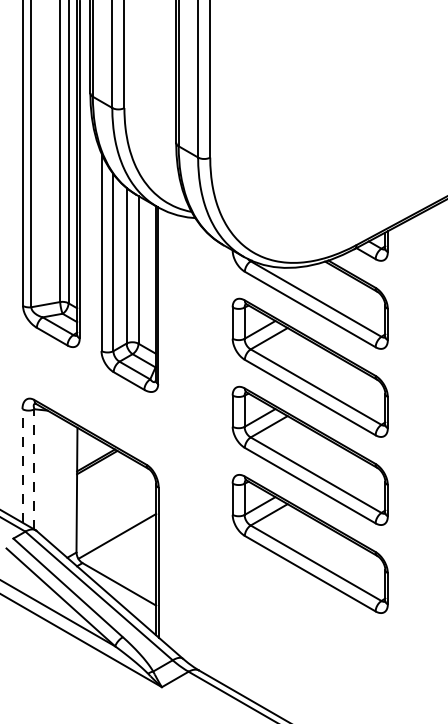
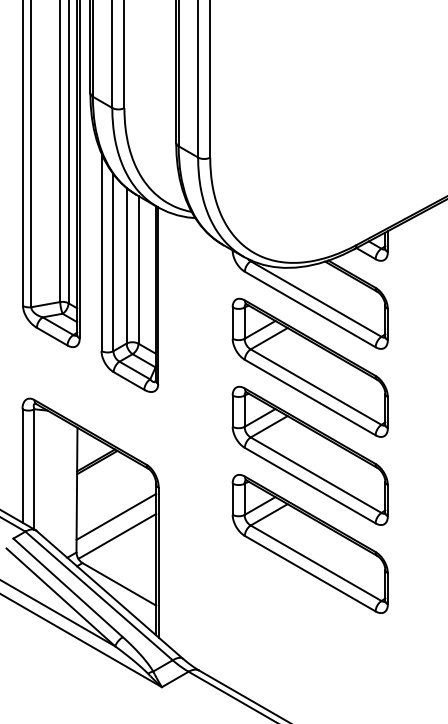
line: dashed -> solid (22, 465)
line: dashed -> solid (34, 468)
line: none -> present (116, 516)
